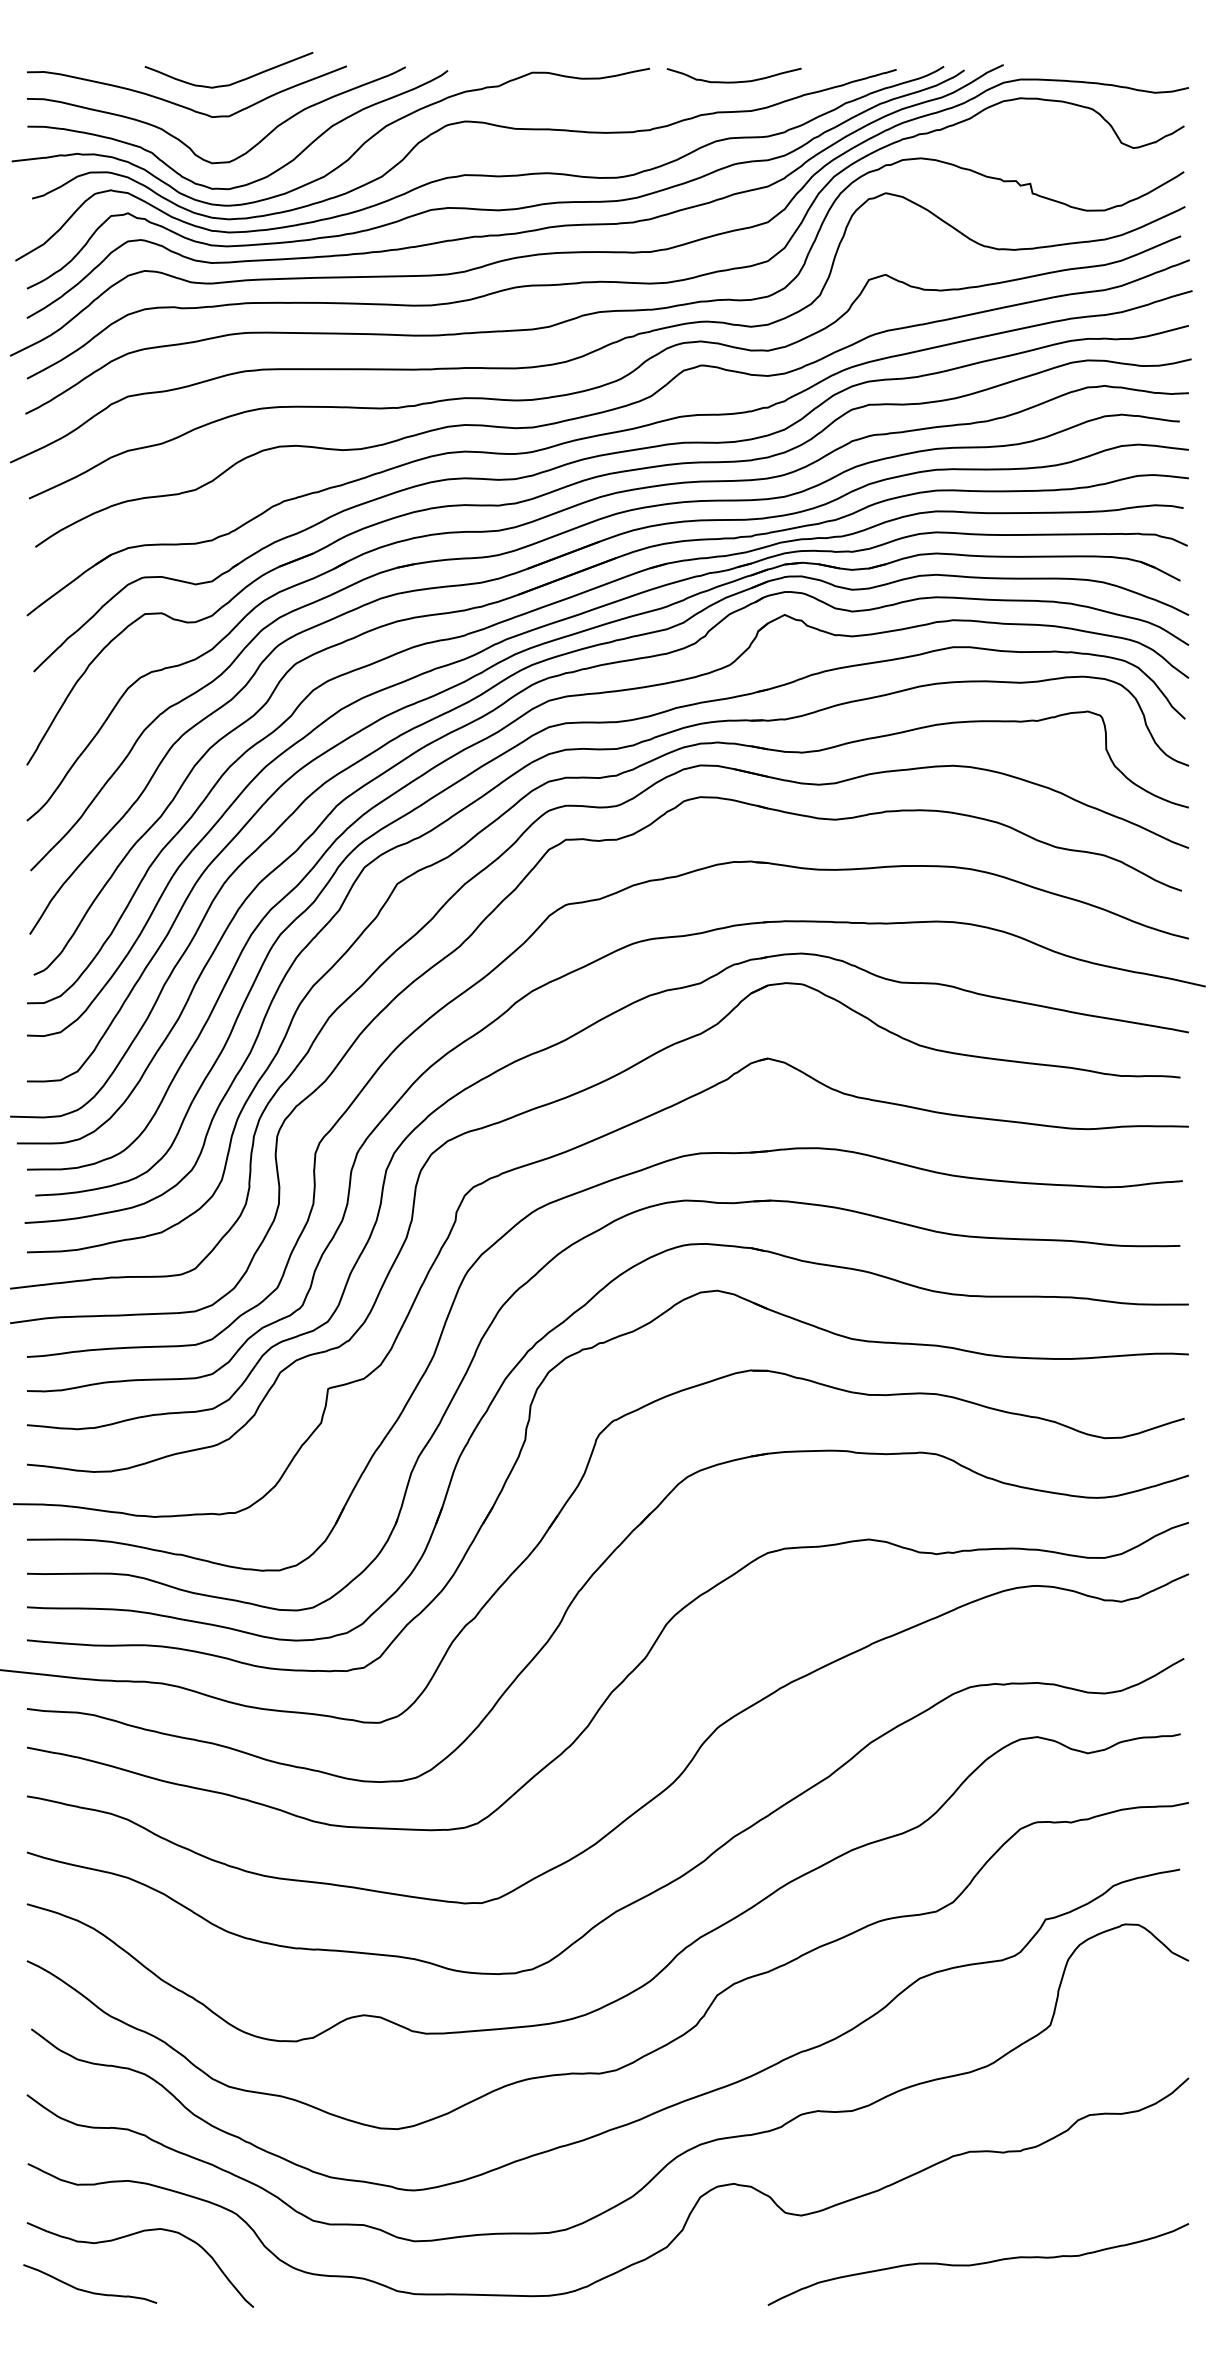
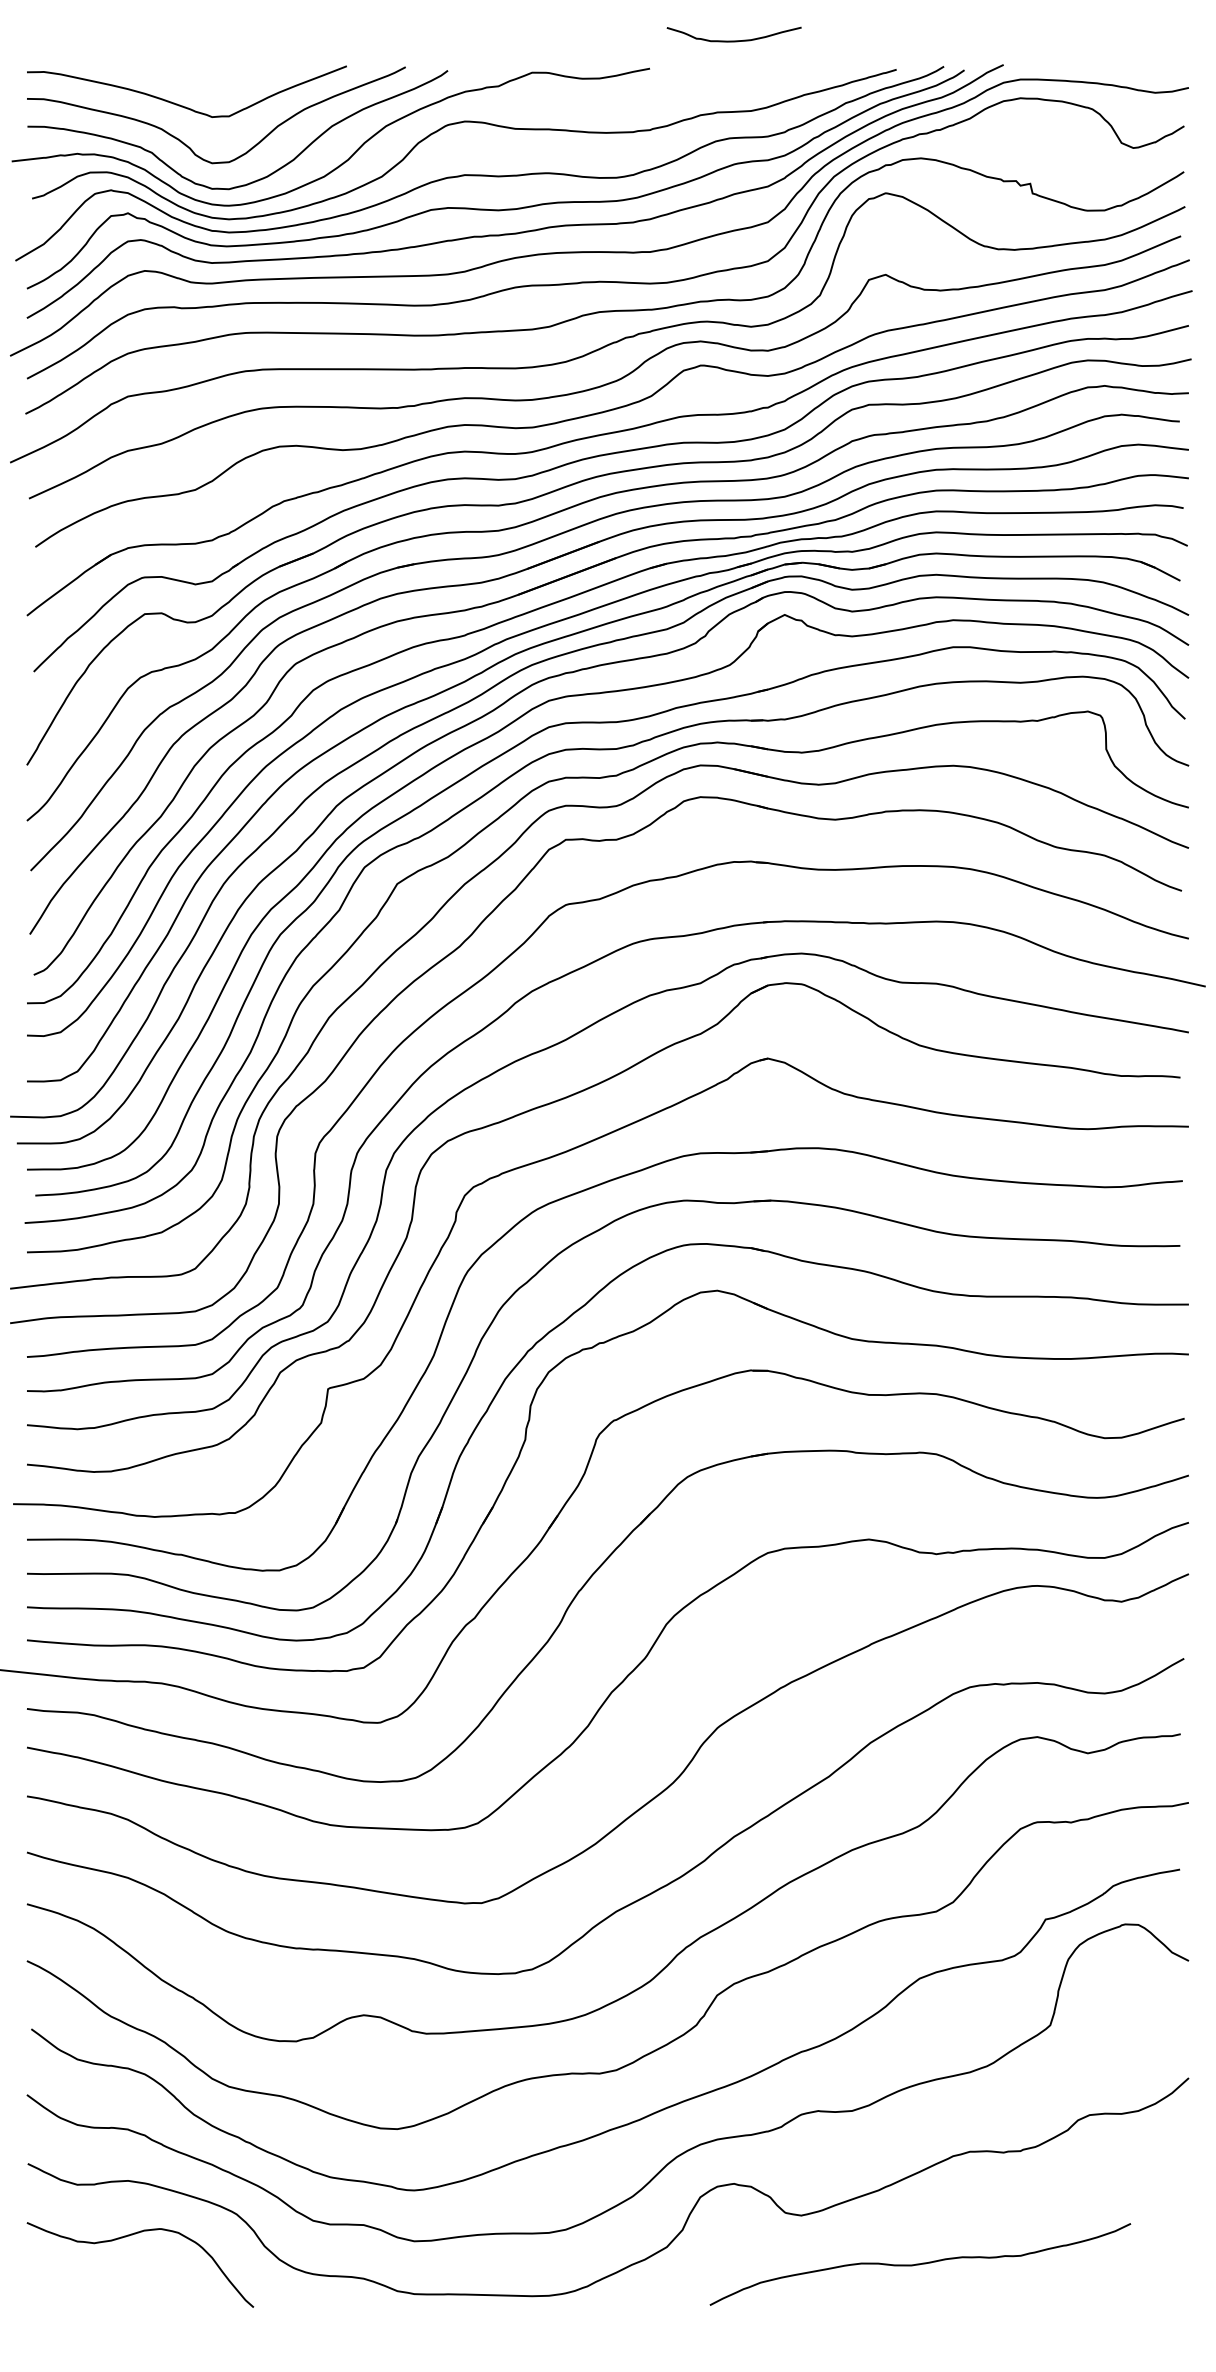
curve: present -> none (235, 81)
curve position: (733, 81) -> (733, 40) (733, 40)
curve position: (978, 2264) -> (920, 2264) (920, 2264)
curve: present -> none (87, 2290)
